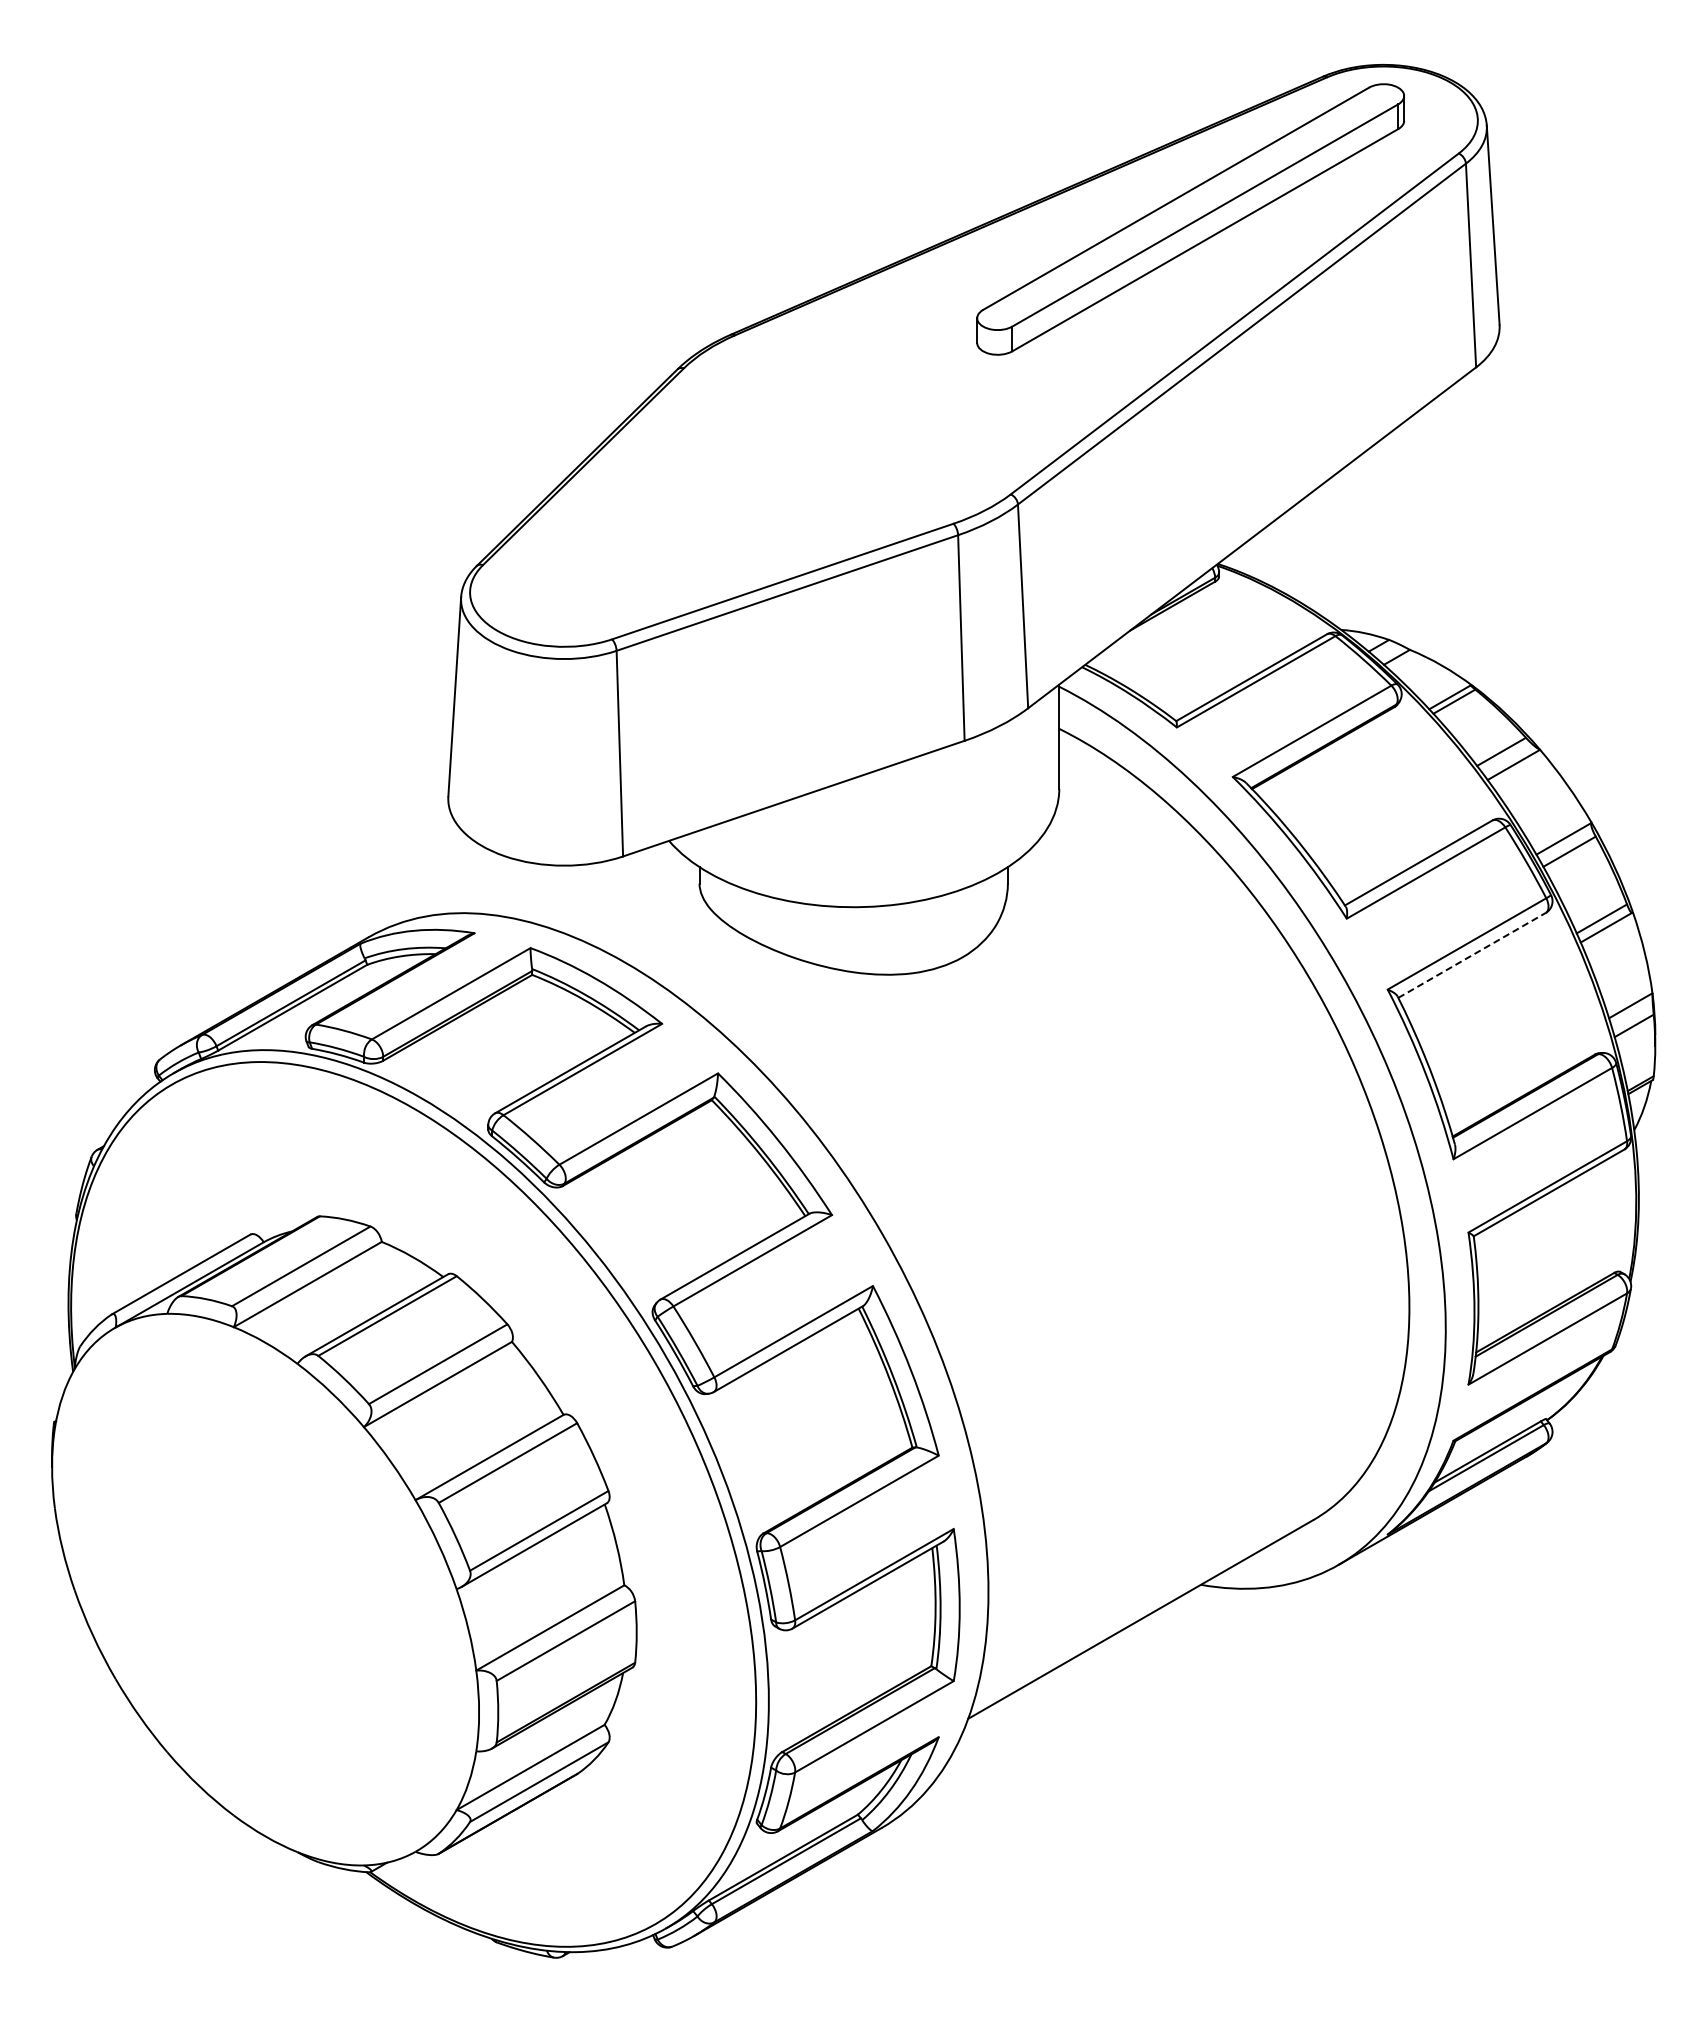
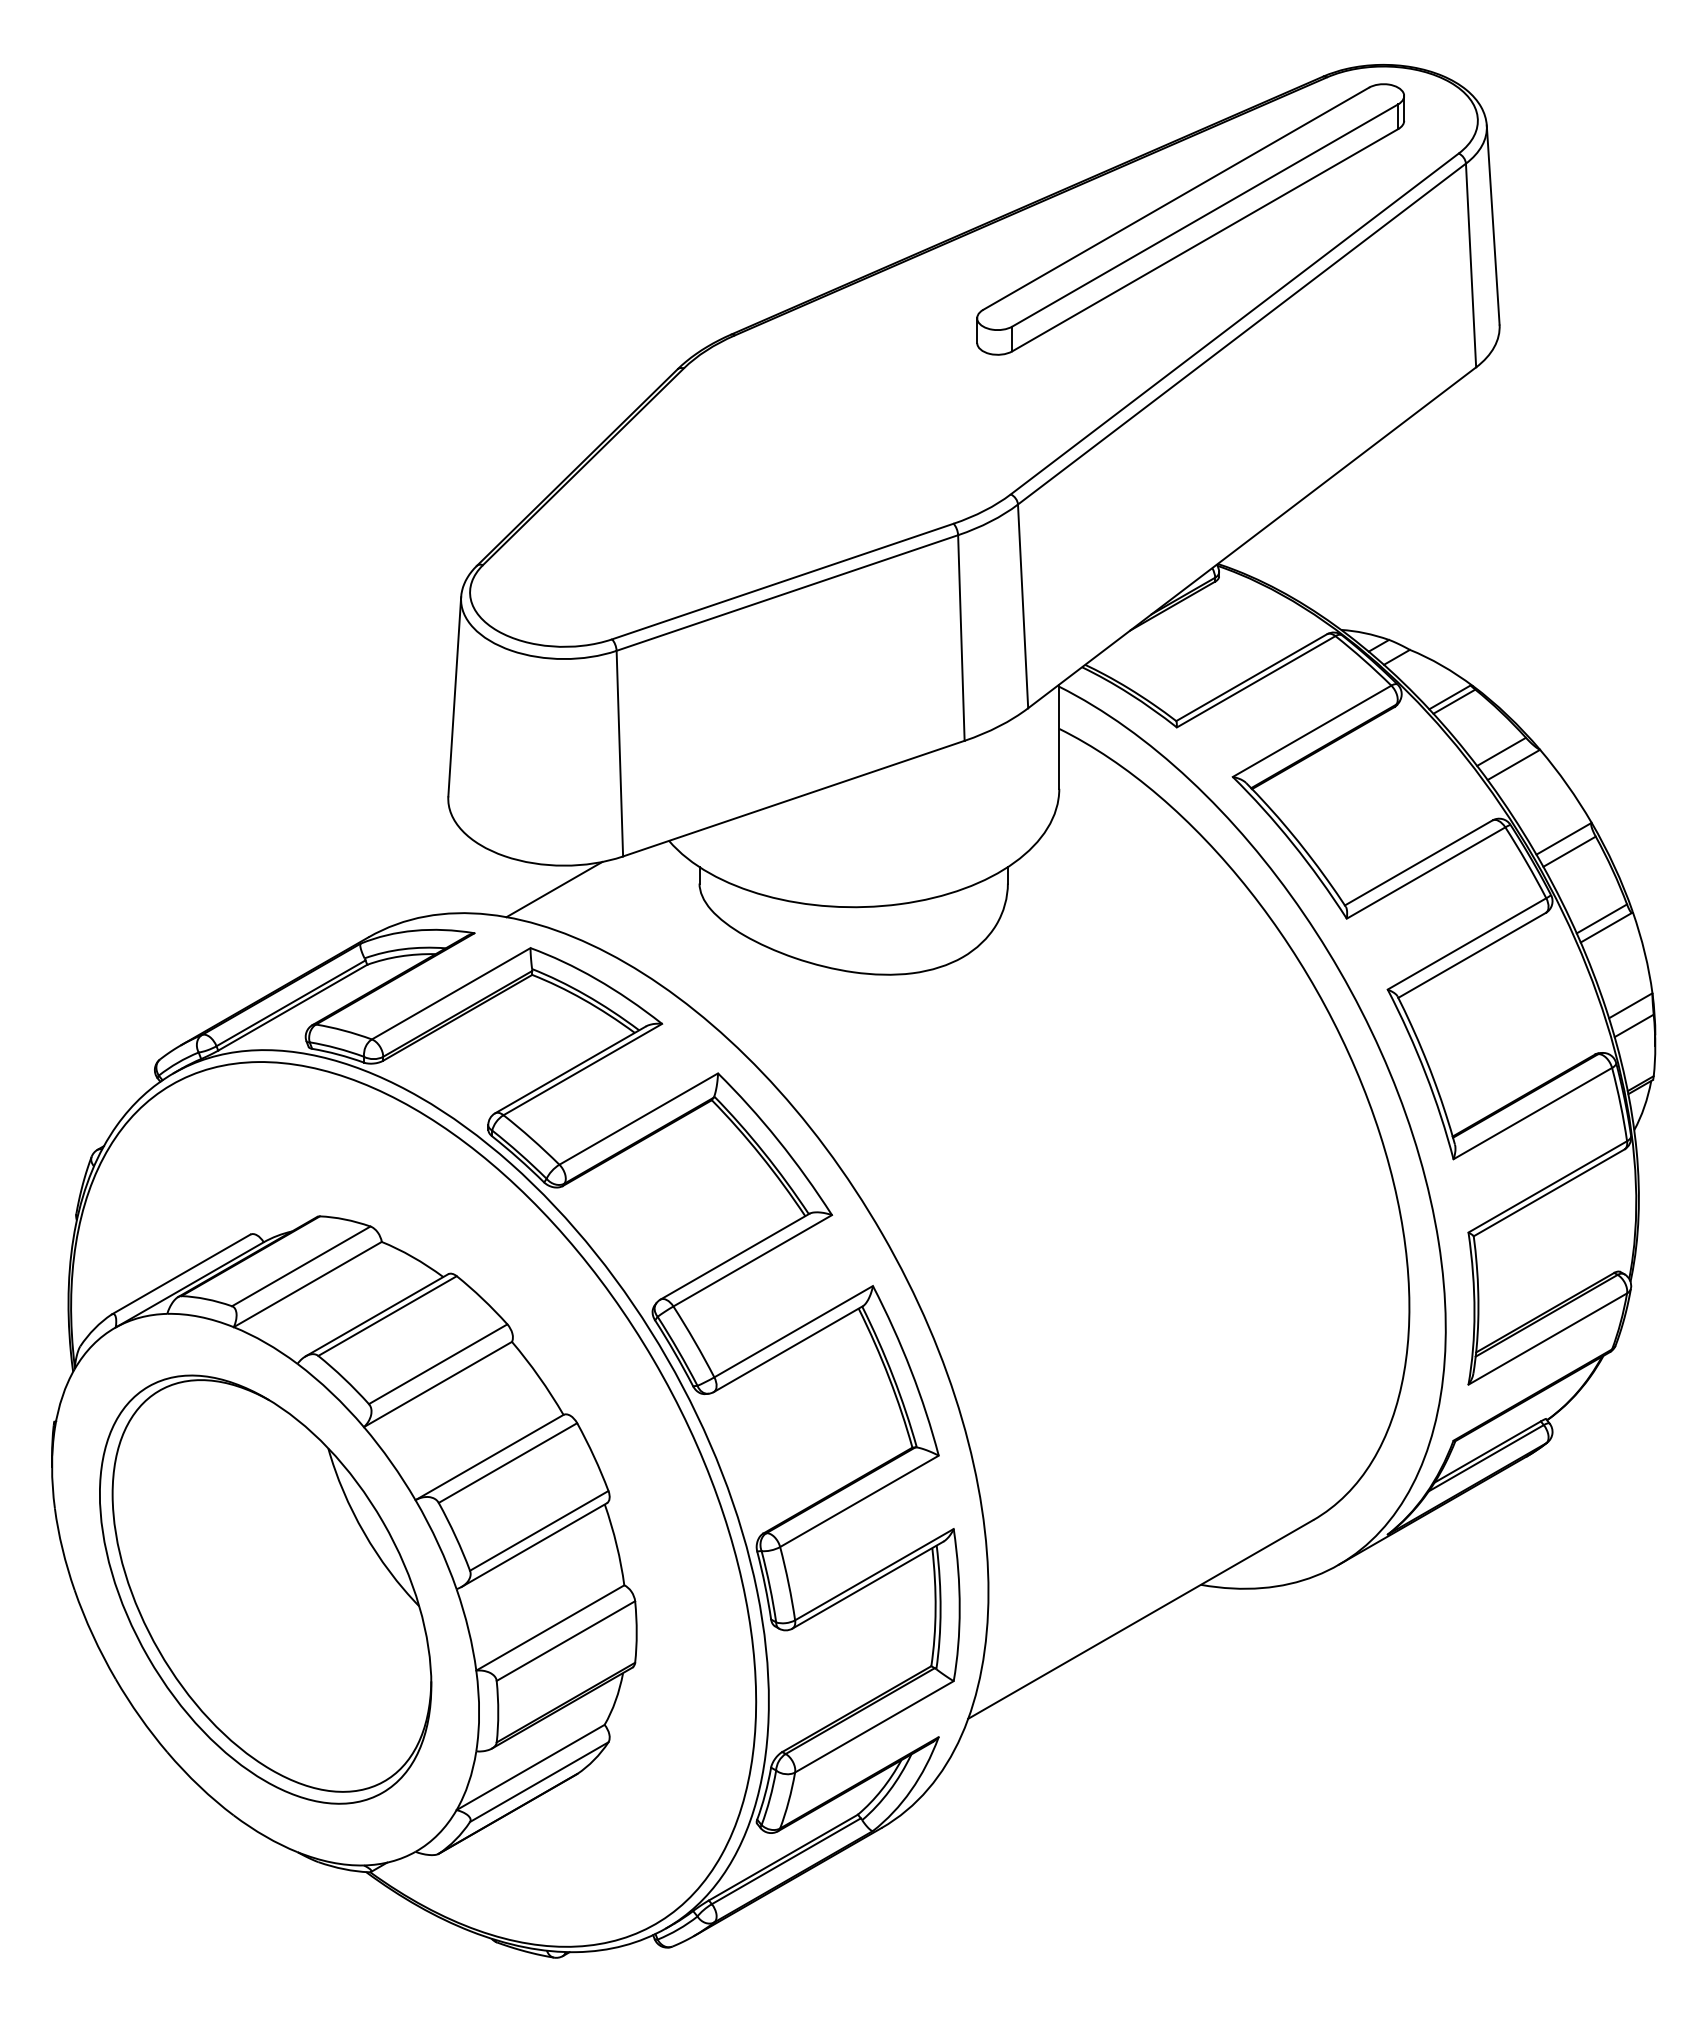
line: none -> present (554, 889)
line: dashed -> solid (1472, 955)
part: none -> present (265, 1589)
